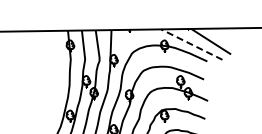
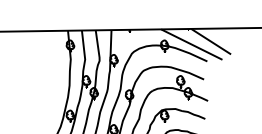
line: dashed -> solid (191, 44)
